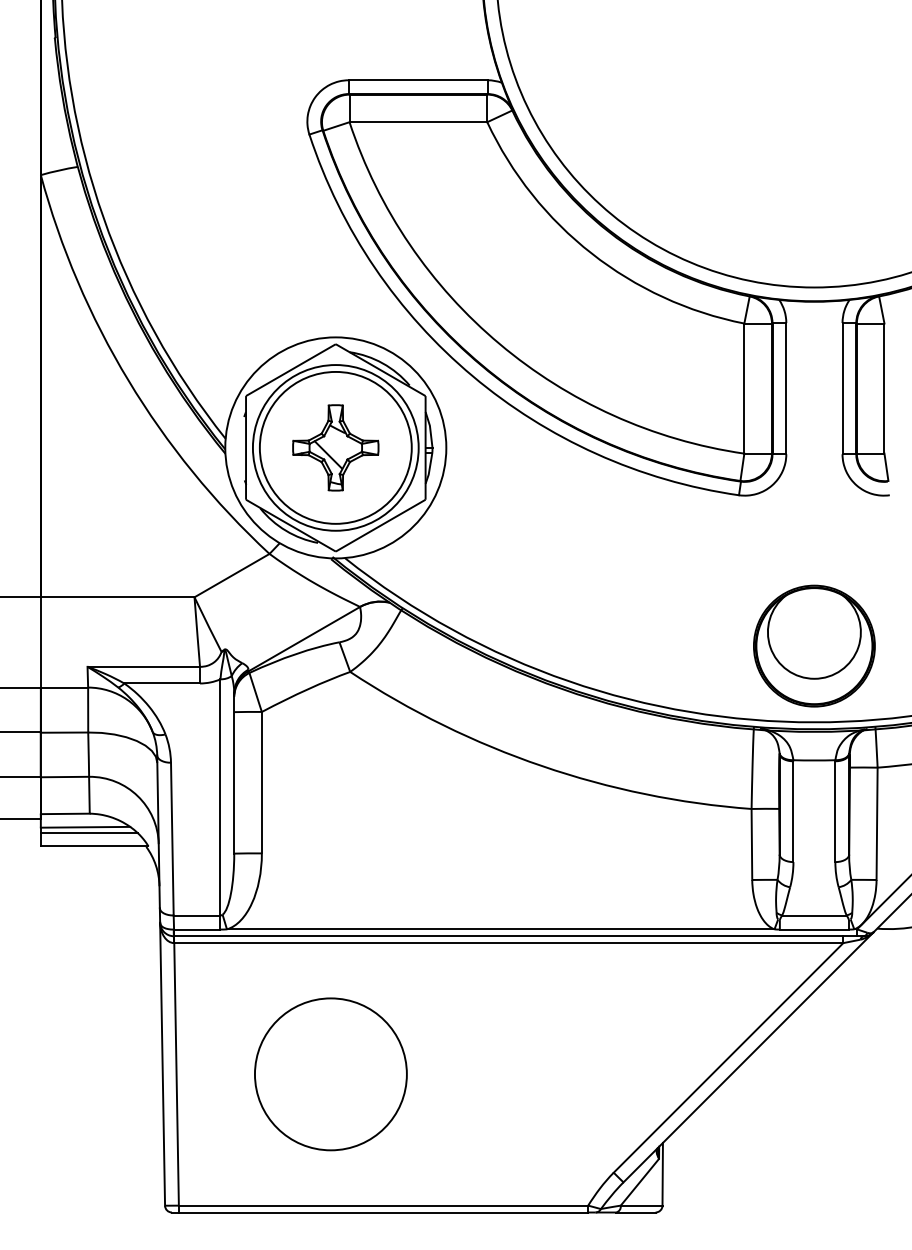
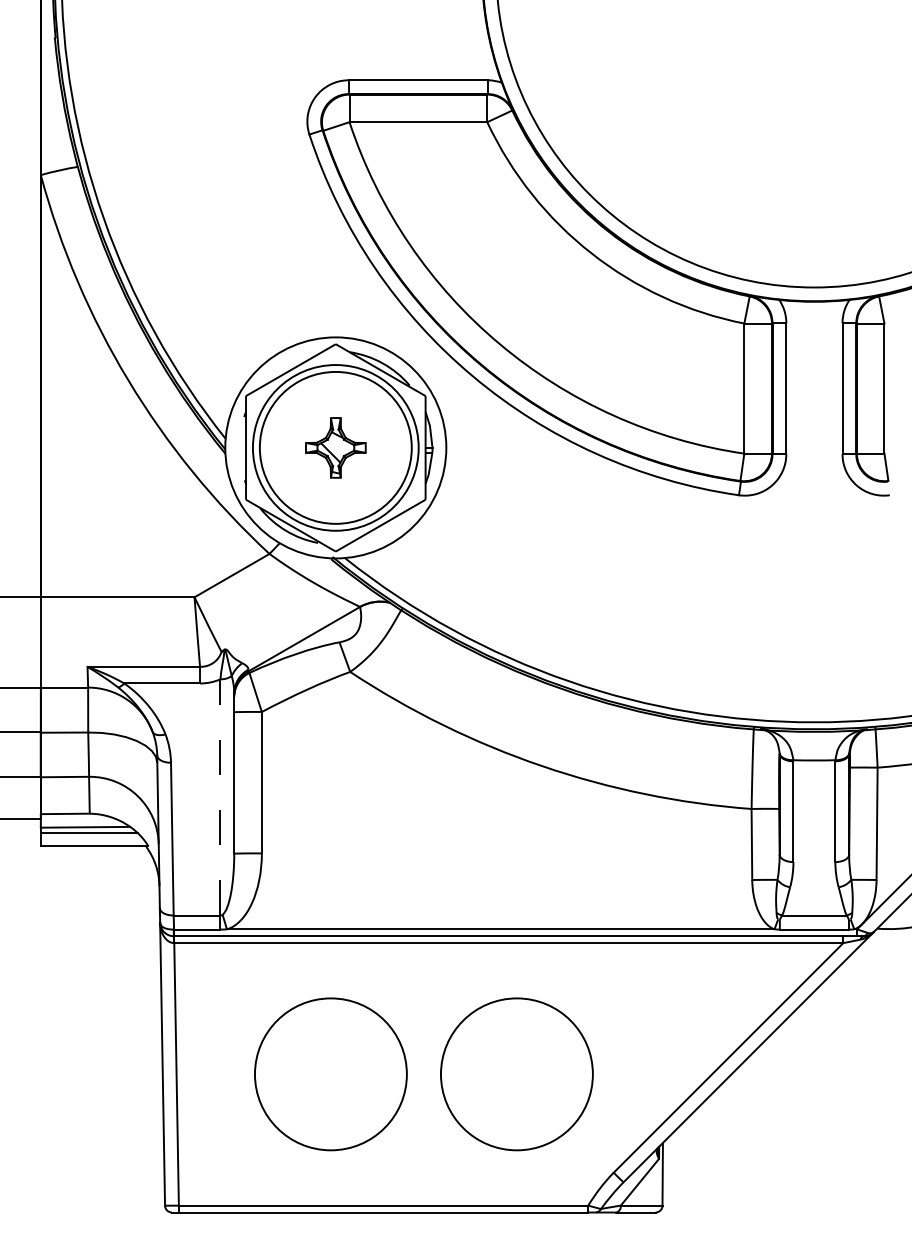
part size: 88x88 px -> 62x62 px (335, 447)
part: present -> none (814, 645)
line: solid -> dashed (220, 796)
circle: none -> present (516, 1074)
